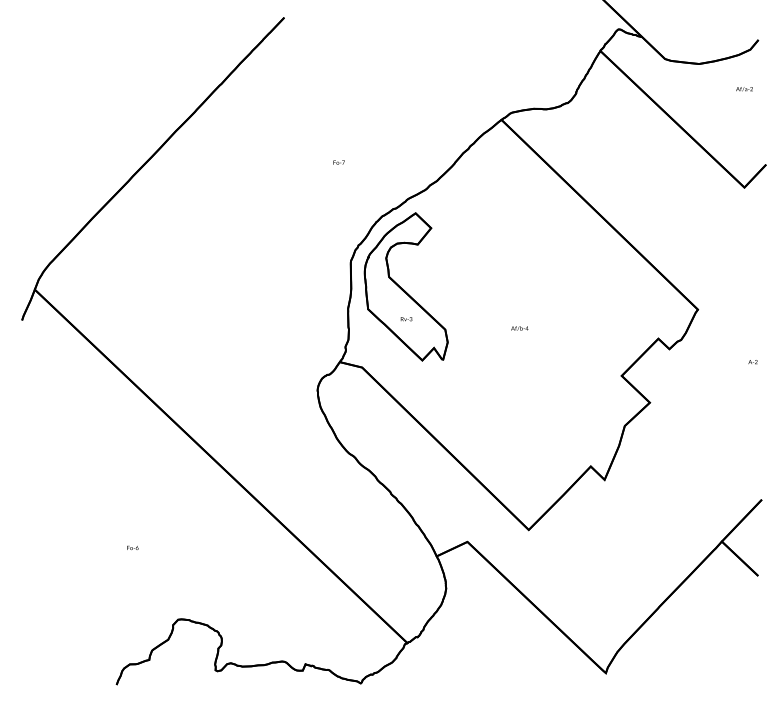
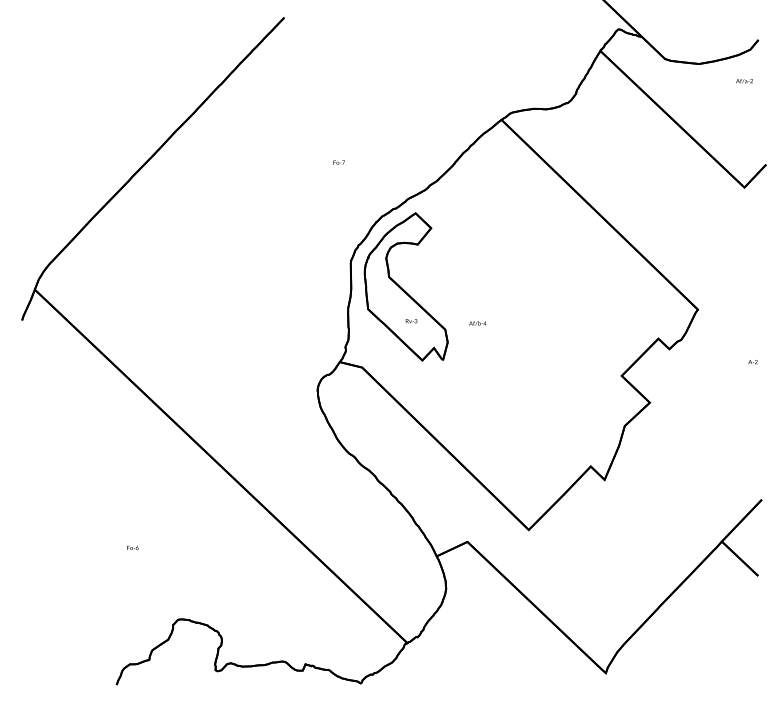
text position: (744, 89) -> (744, 81) (744, 81)
text position: (406, 319) -> (411, 321) (411, 321)
text position: (519, 328) -> (477, 323) (477, 323)
